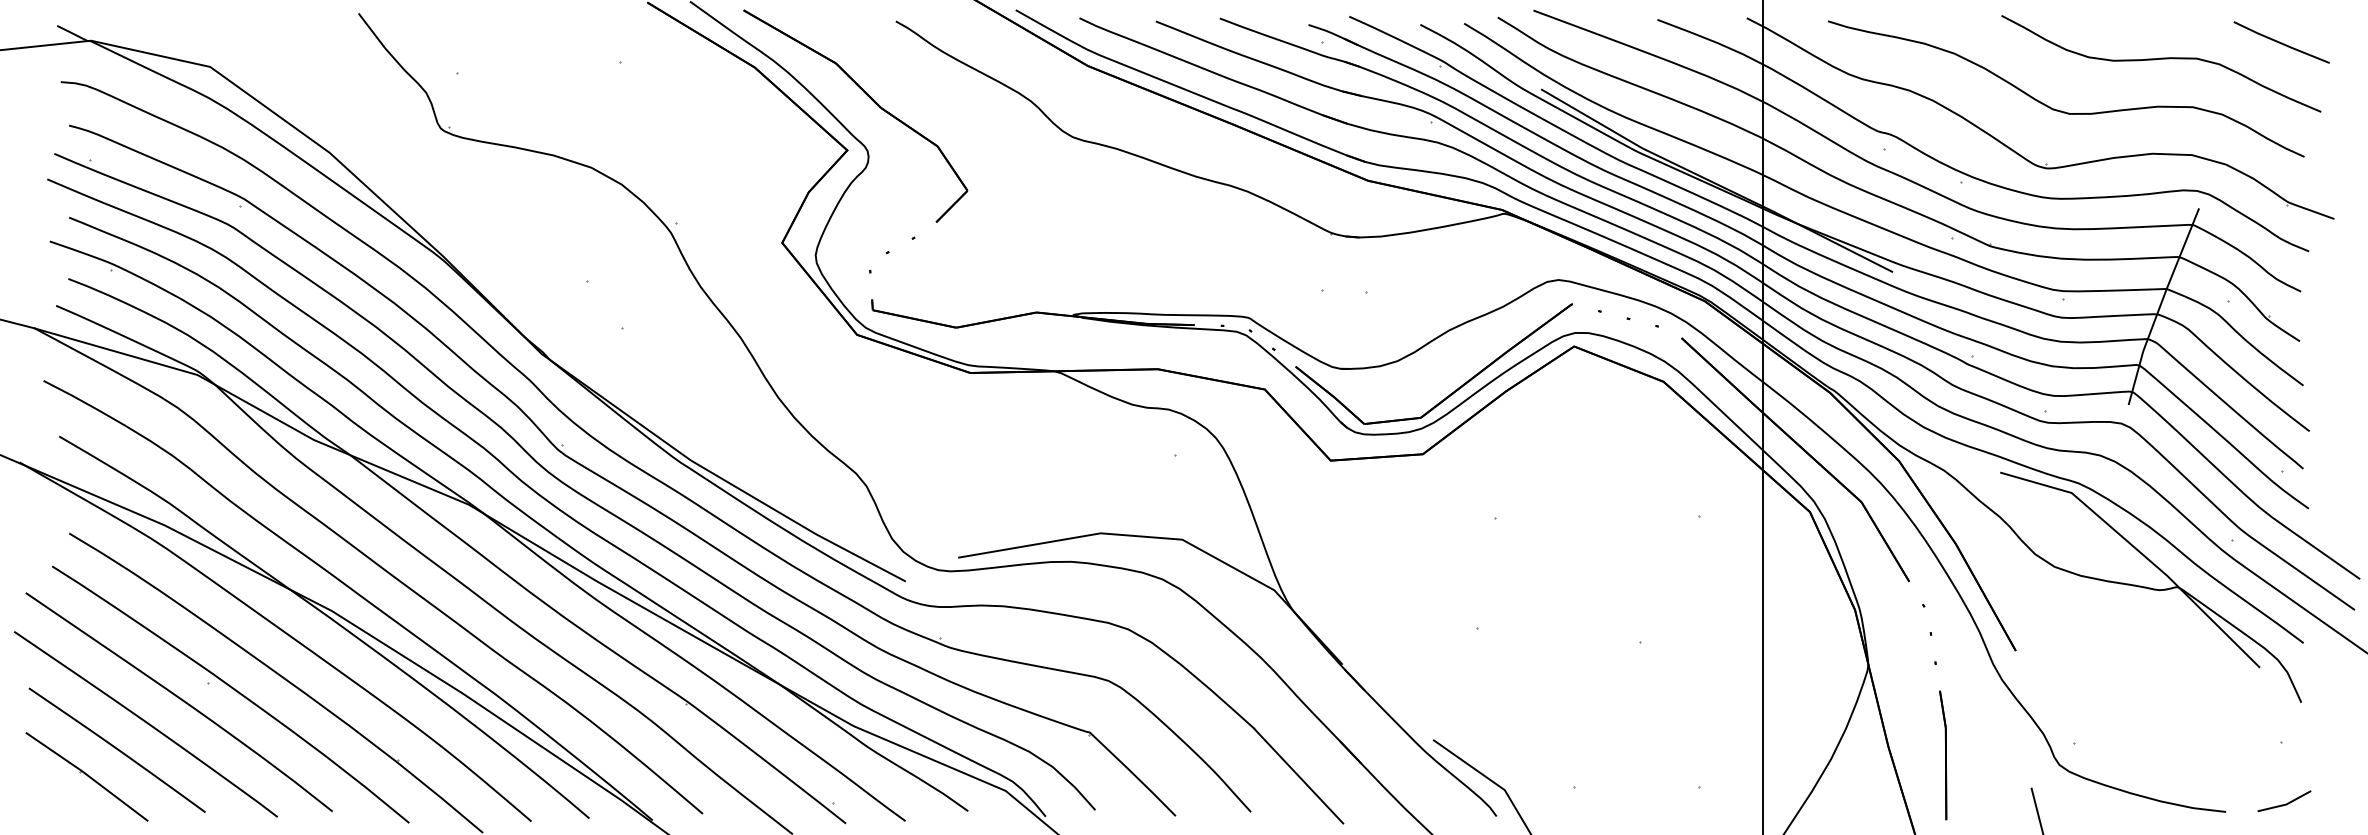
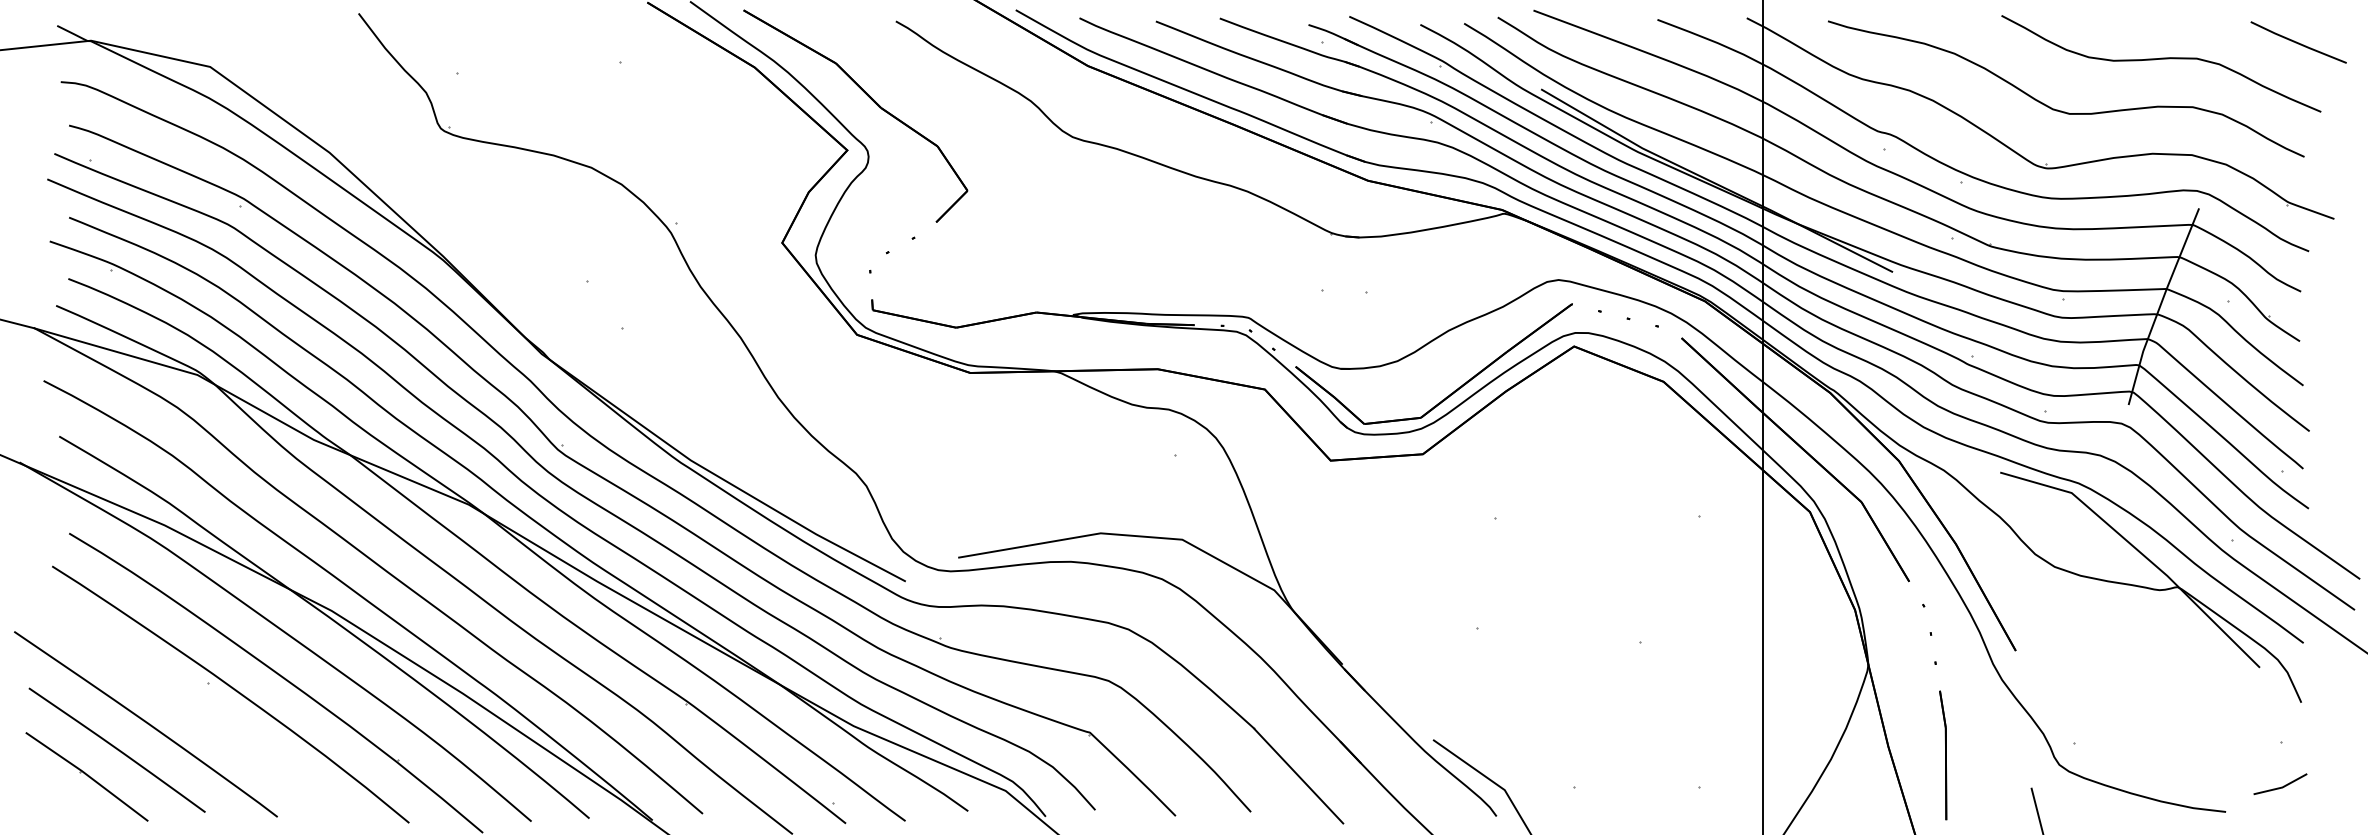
line position: (2281, 42) -> (2298, 42) (2298, 42)
curve: present -> none (179, 699)
line position: (2285, 803) -> (2281, 786) (2281, 786)
